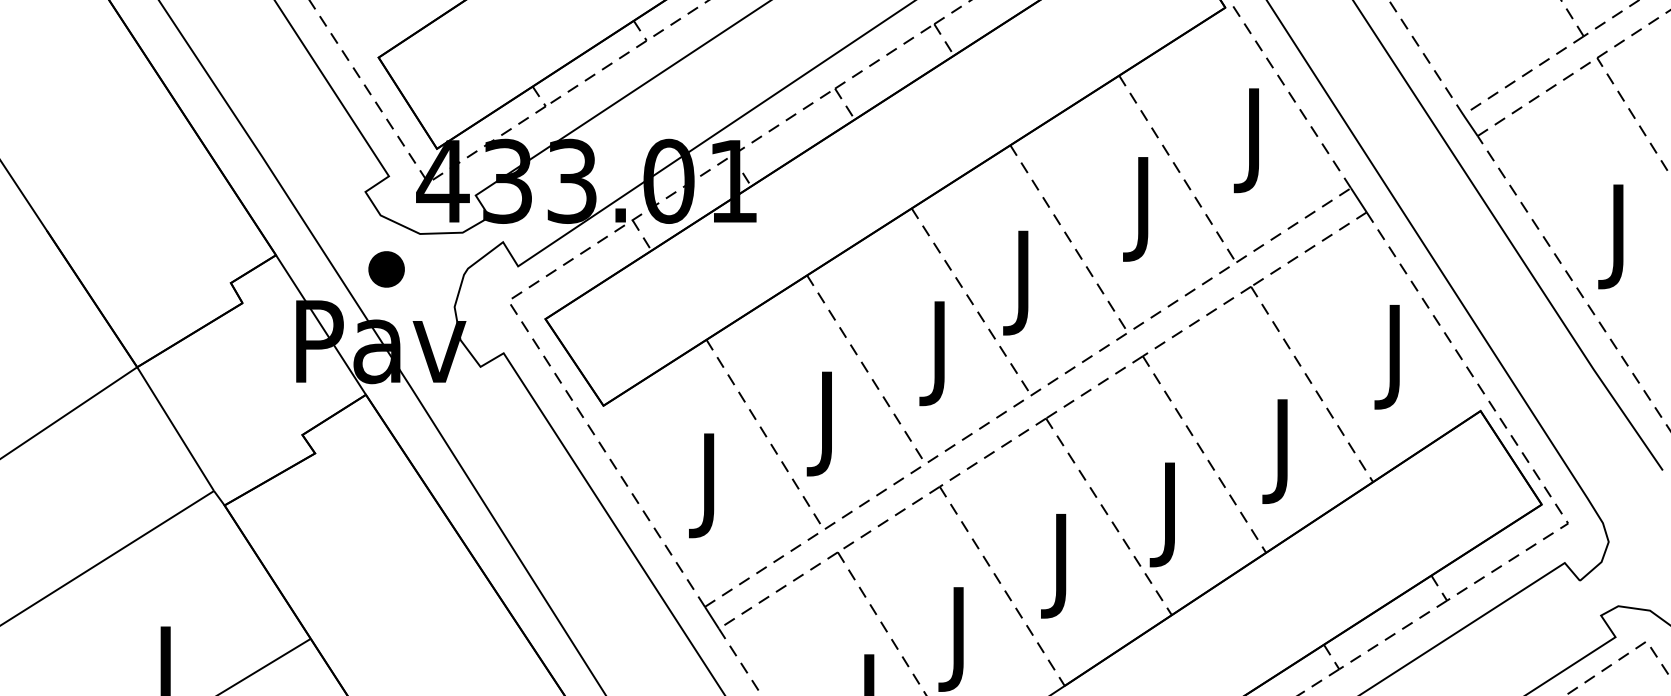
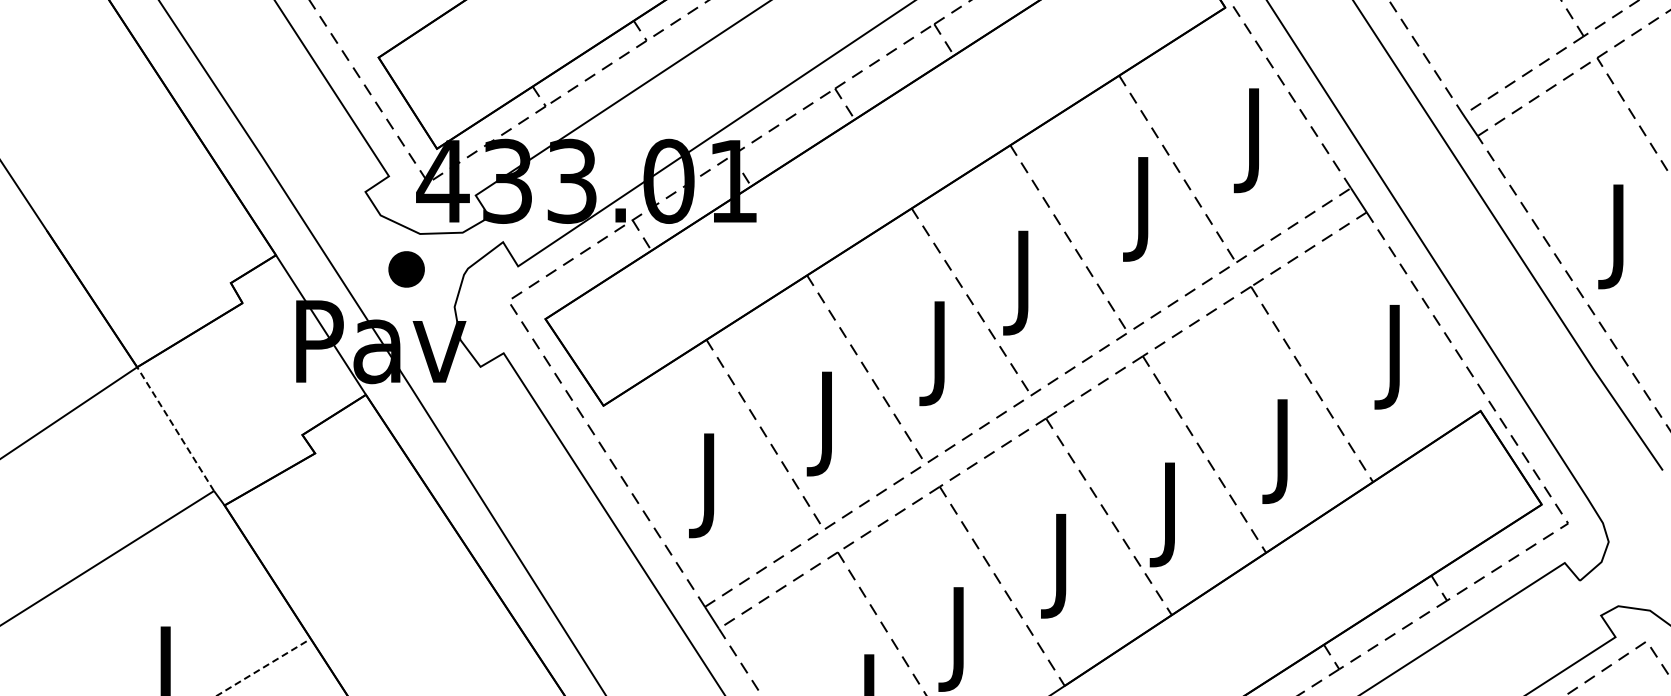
part position: (386, 269) -> (406, 269) (406, 269)
line: solid -> dashed (175, 429)
line: solid -> dashed (263, 667)
